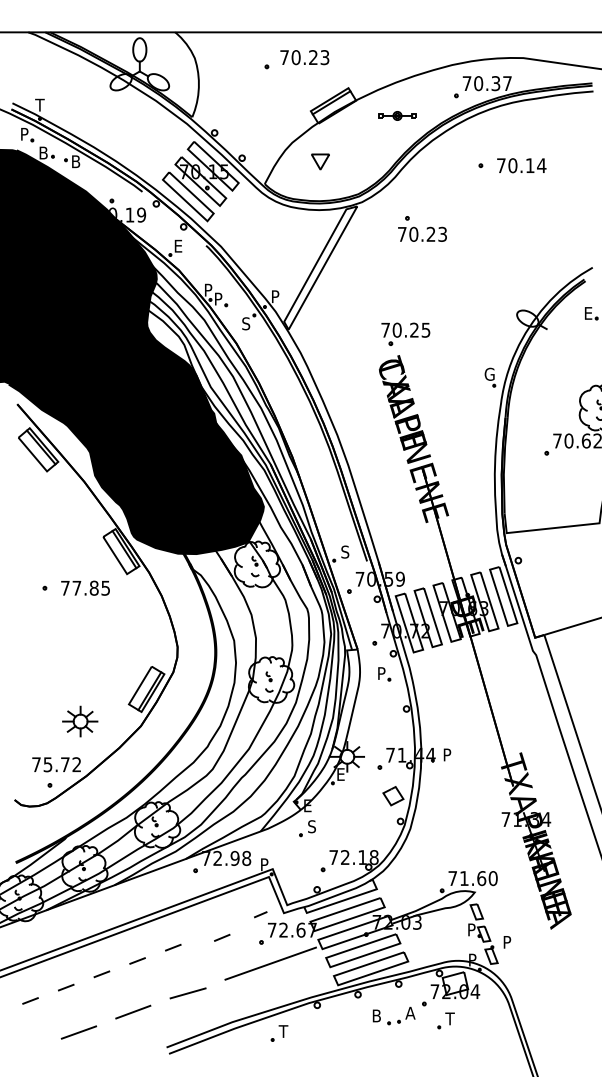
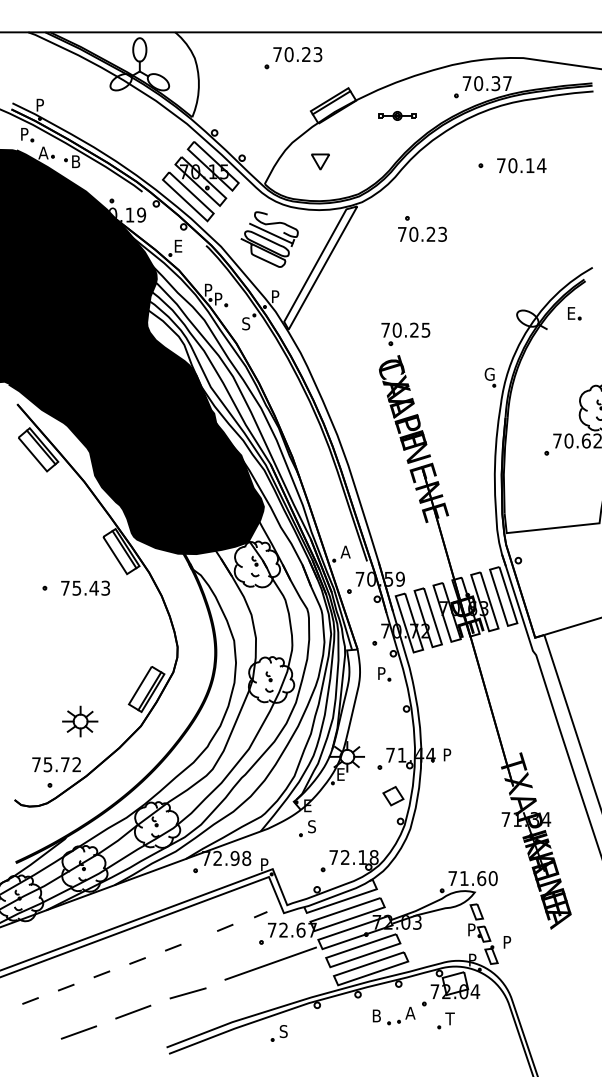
text position: (304, 57) -> (297, 54) (297, 54)
text: T -> P (39, 104)
text: B -> A (43, 152)
part: none -> present (269, 239)
part position: (591, 313) -> (574, 313) (574, 313)
text: S -> A (345, 551)
text: 77.85 -> 75.43 (91, 587)
line position: (222, 937) -> (225, 927) (225, 927)
text: T -> S (283, 1031)
